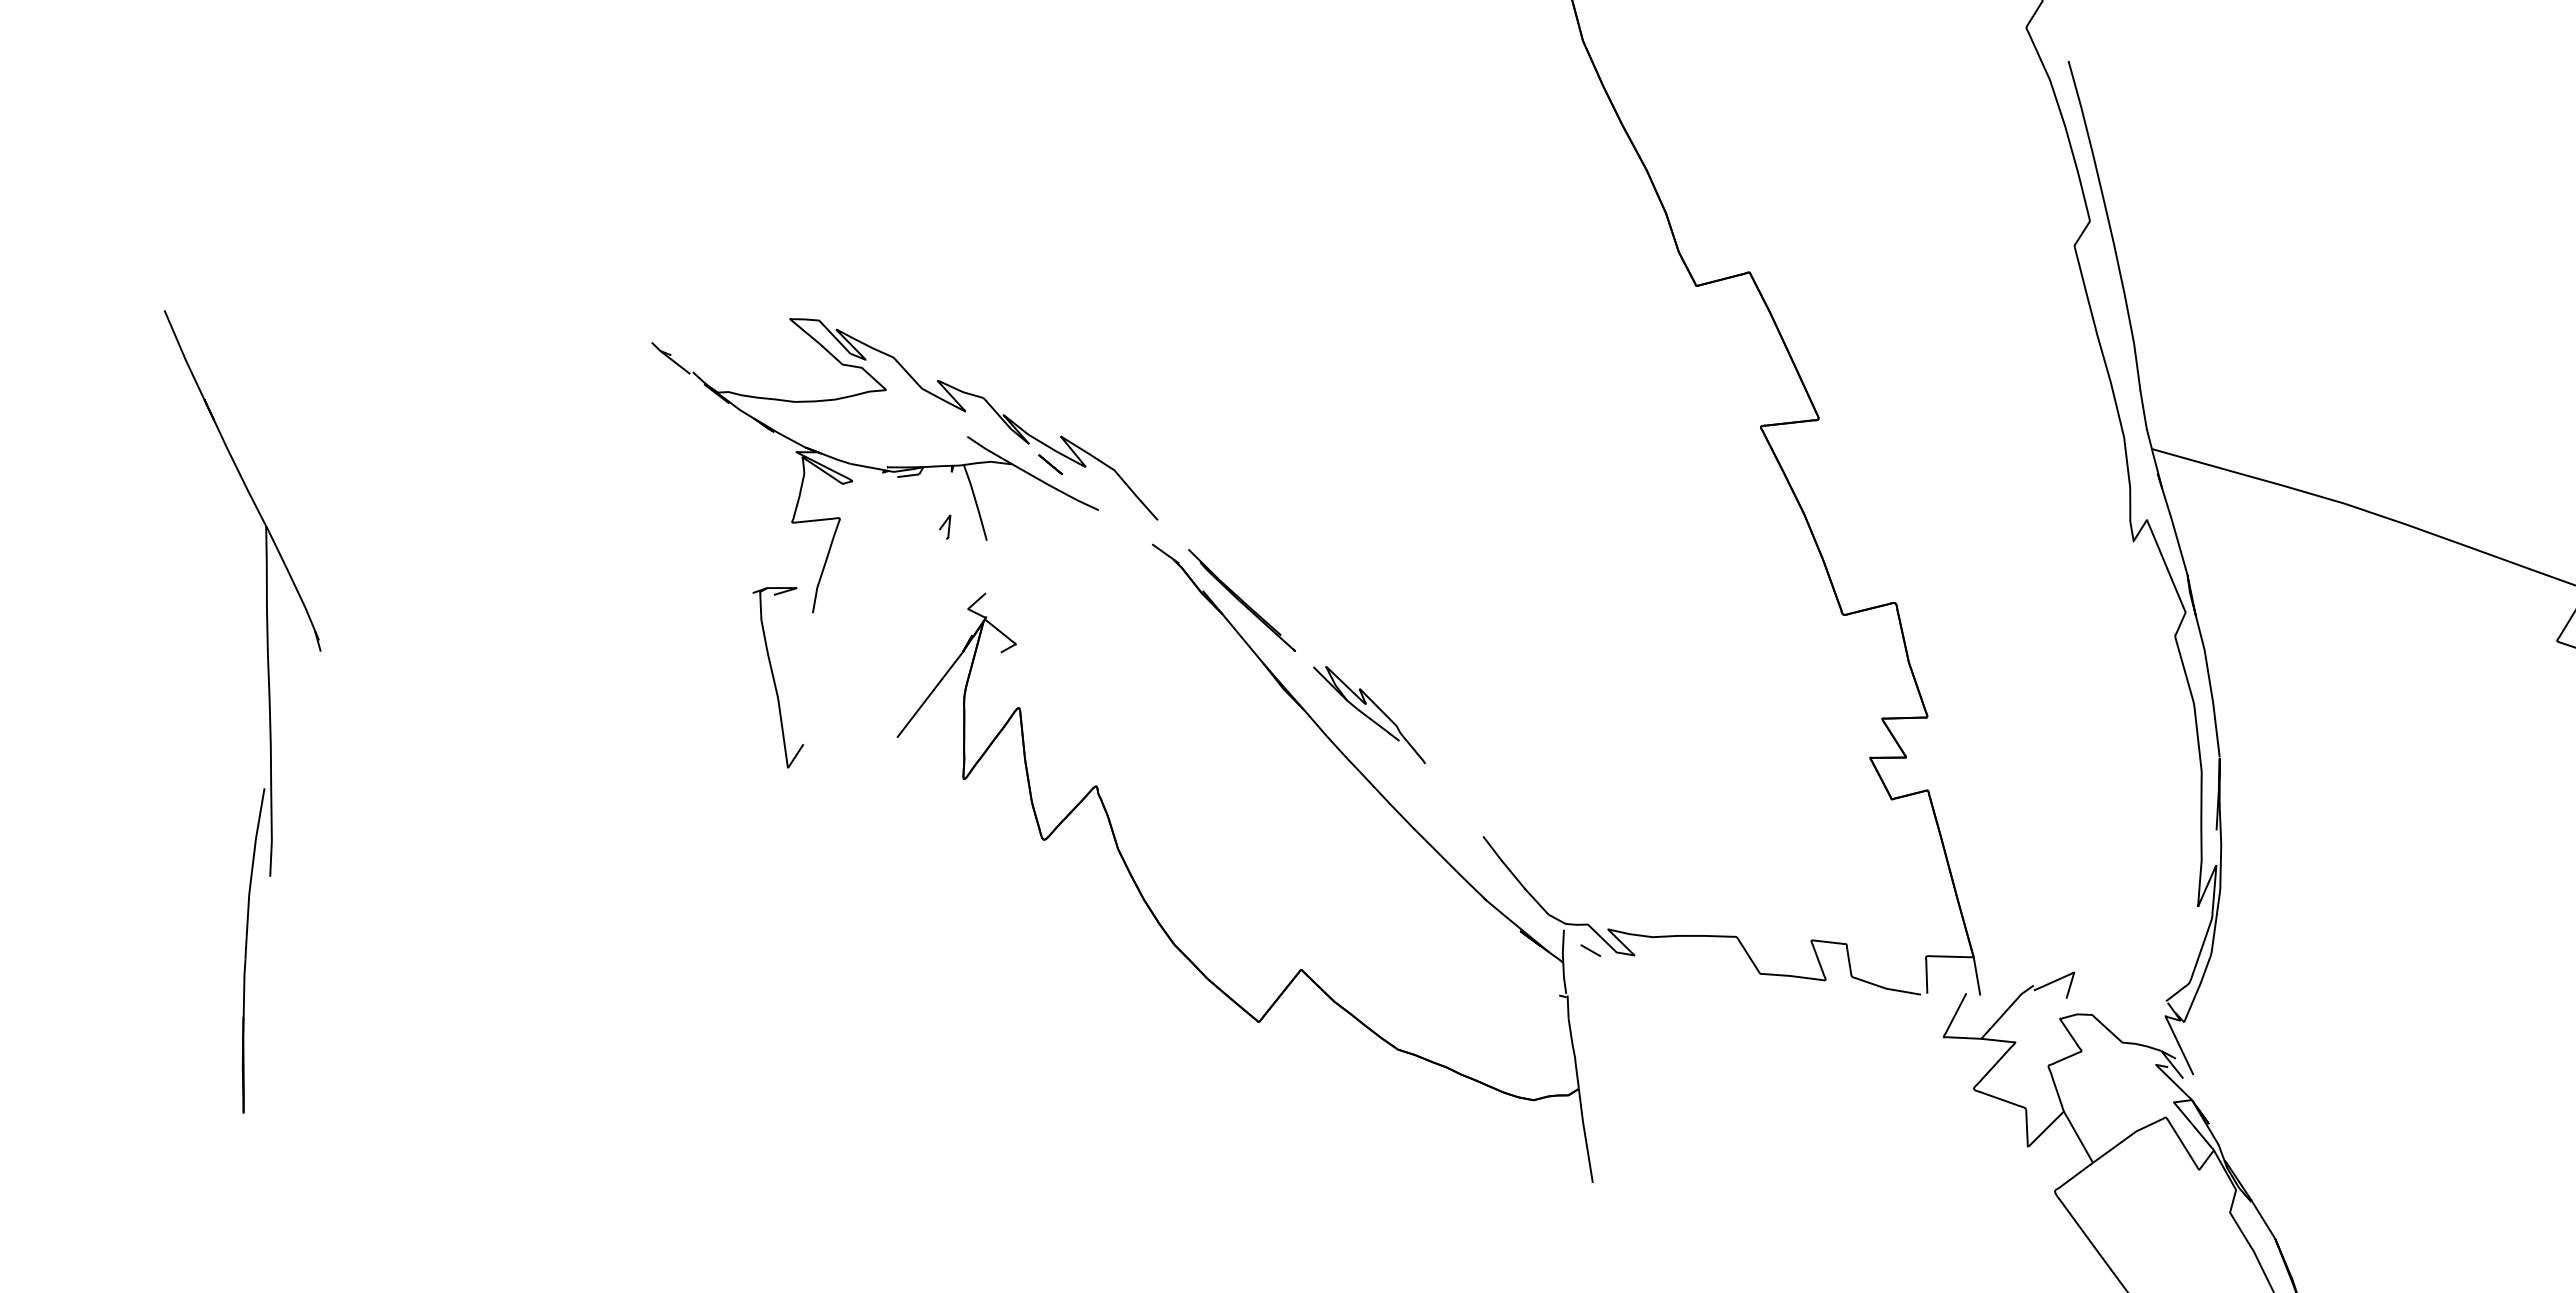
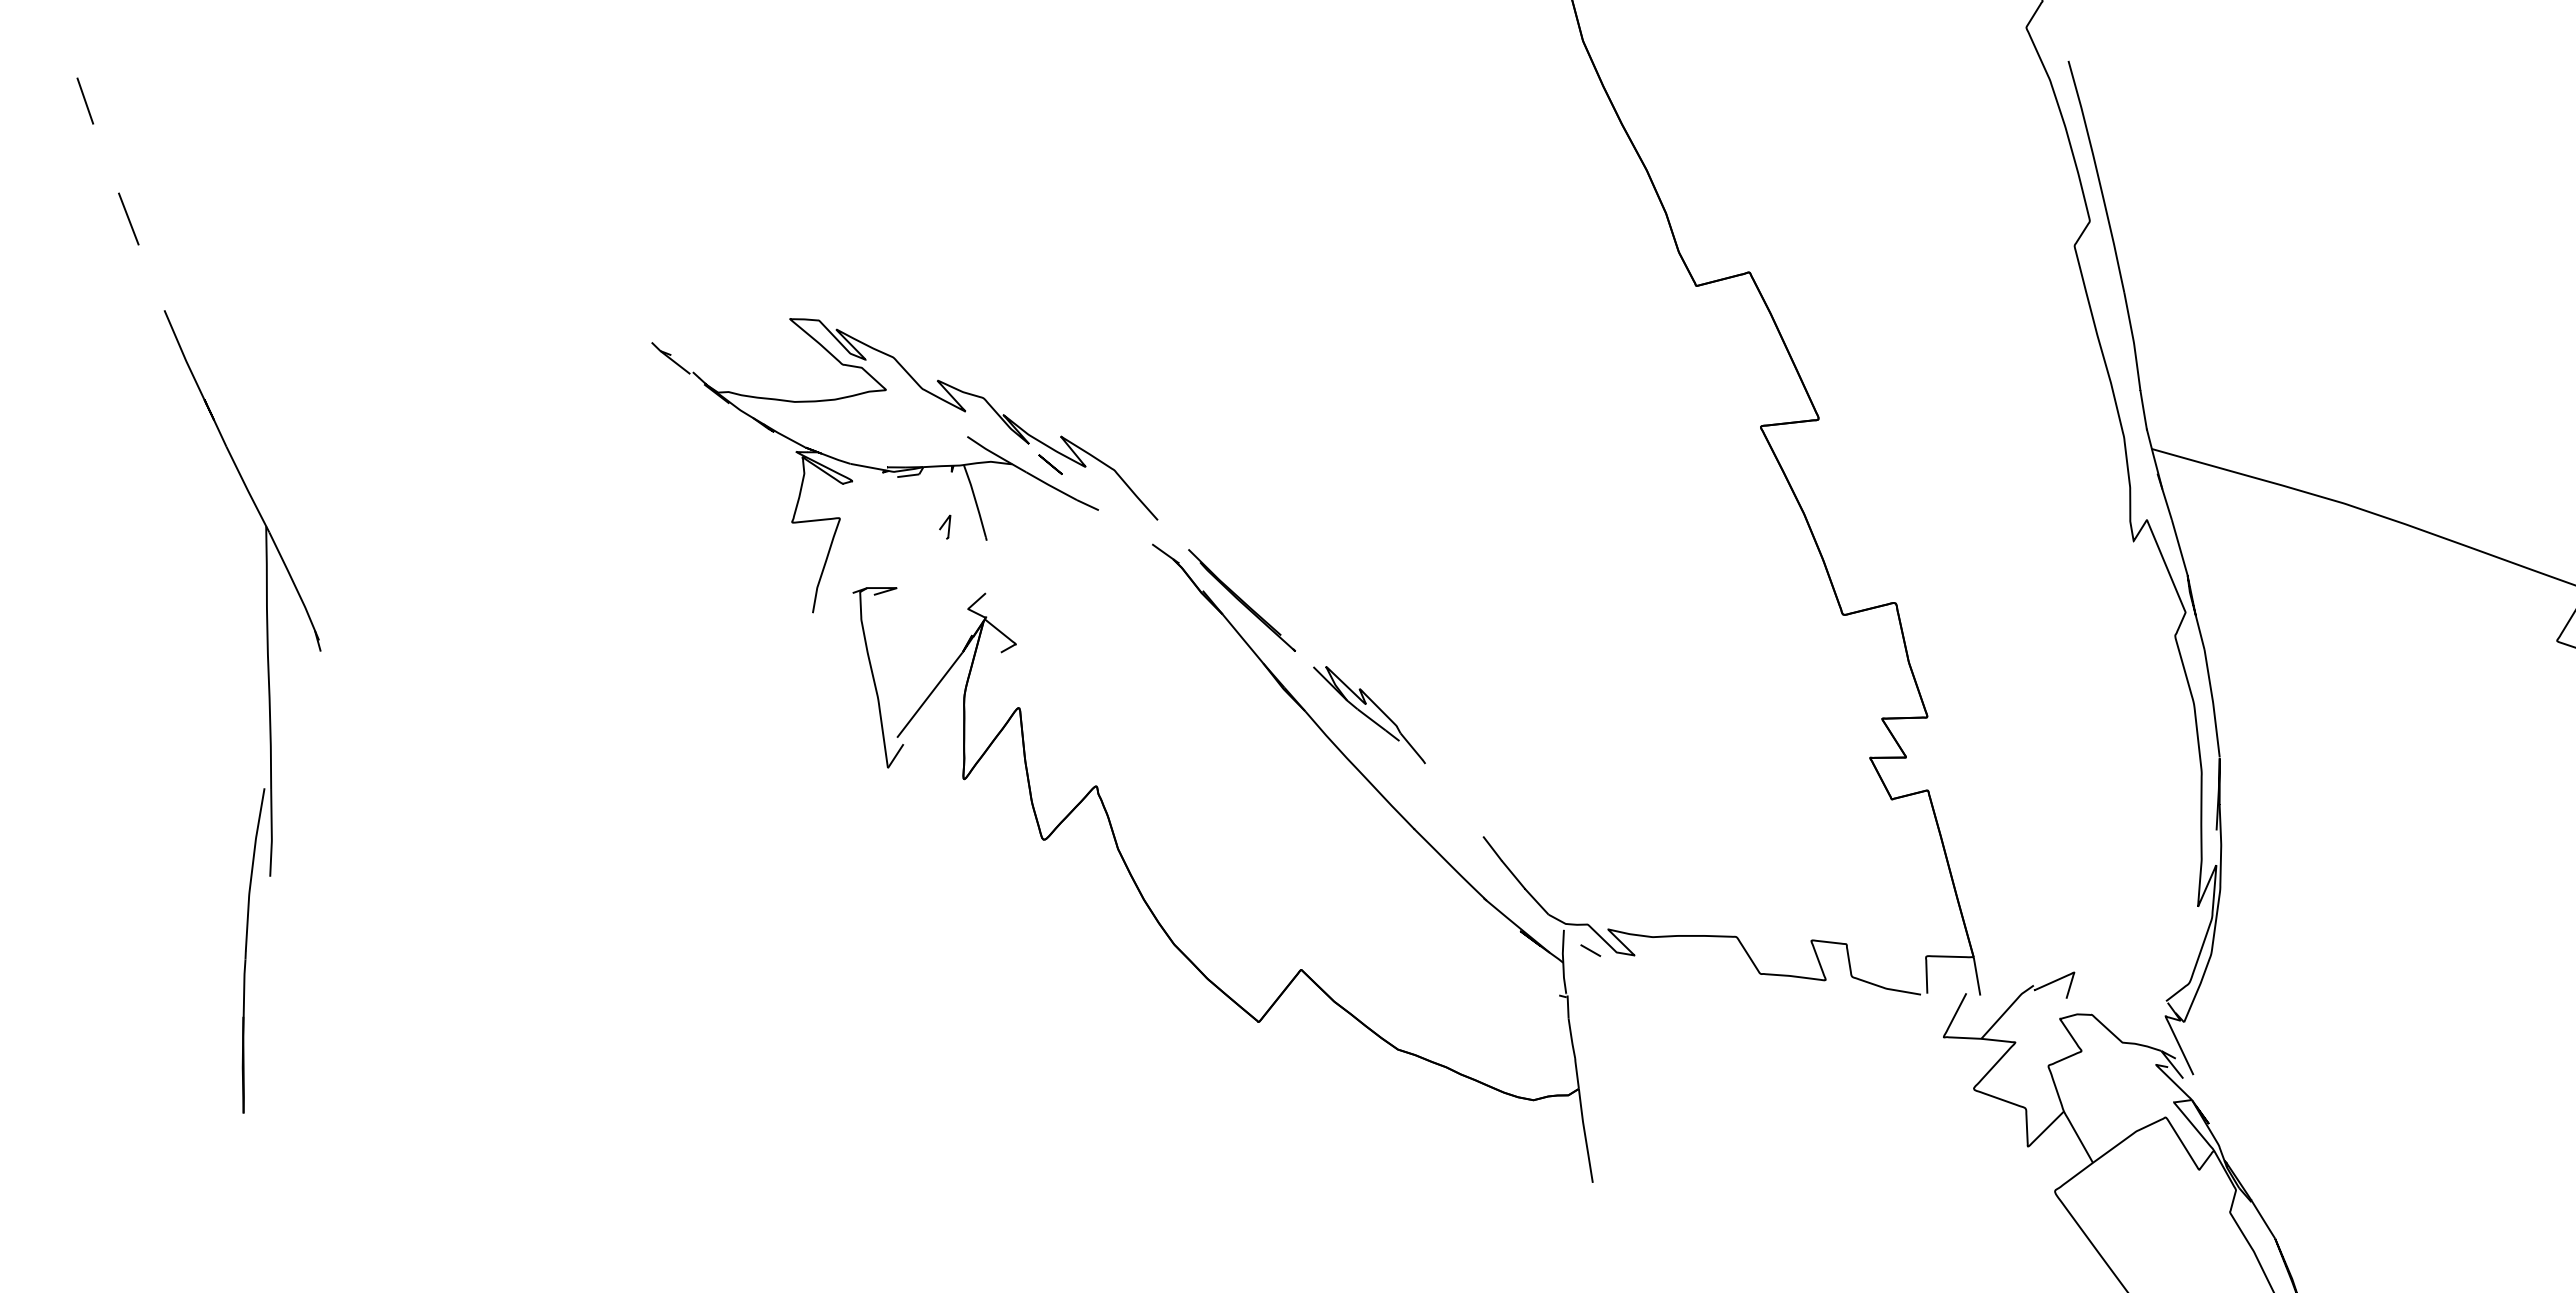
line: none -> present (84, 100)
line: none -> present (128, 218)
part position: (778, 677) -> (878, 677) (878, 677)
